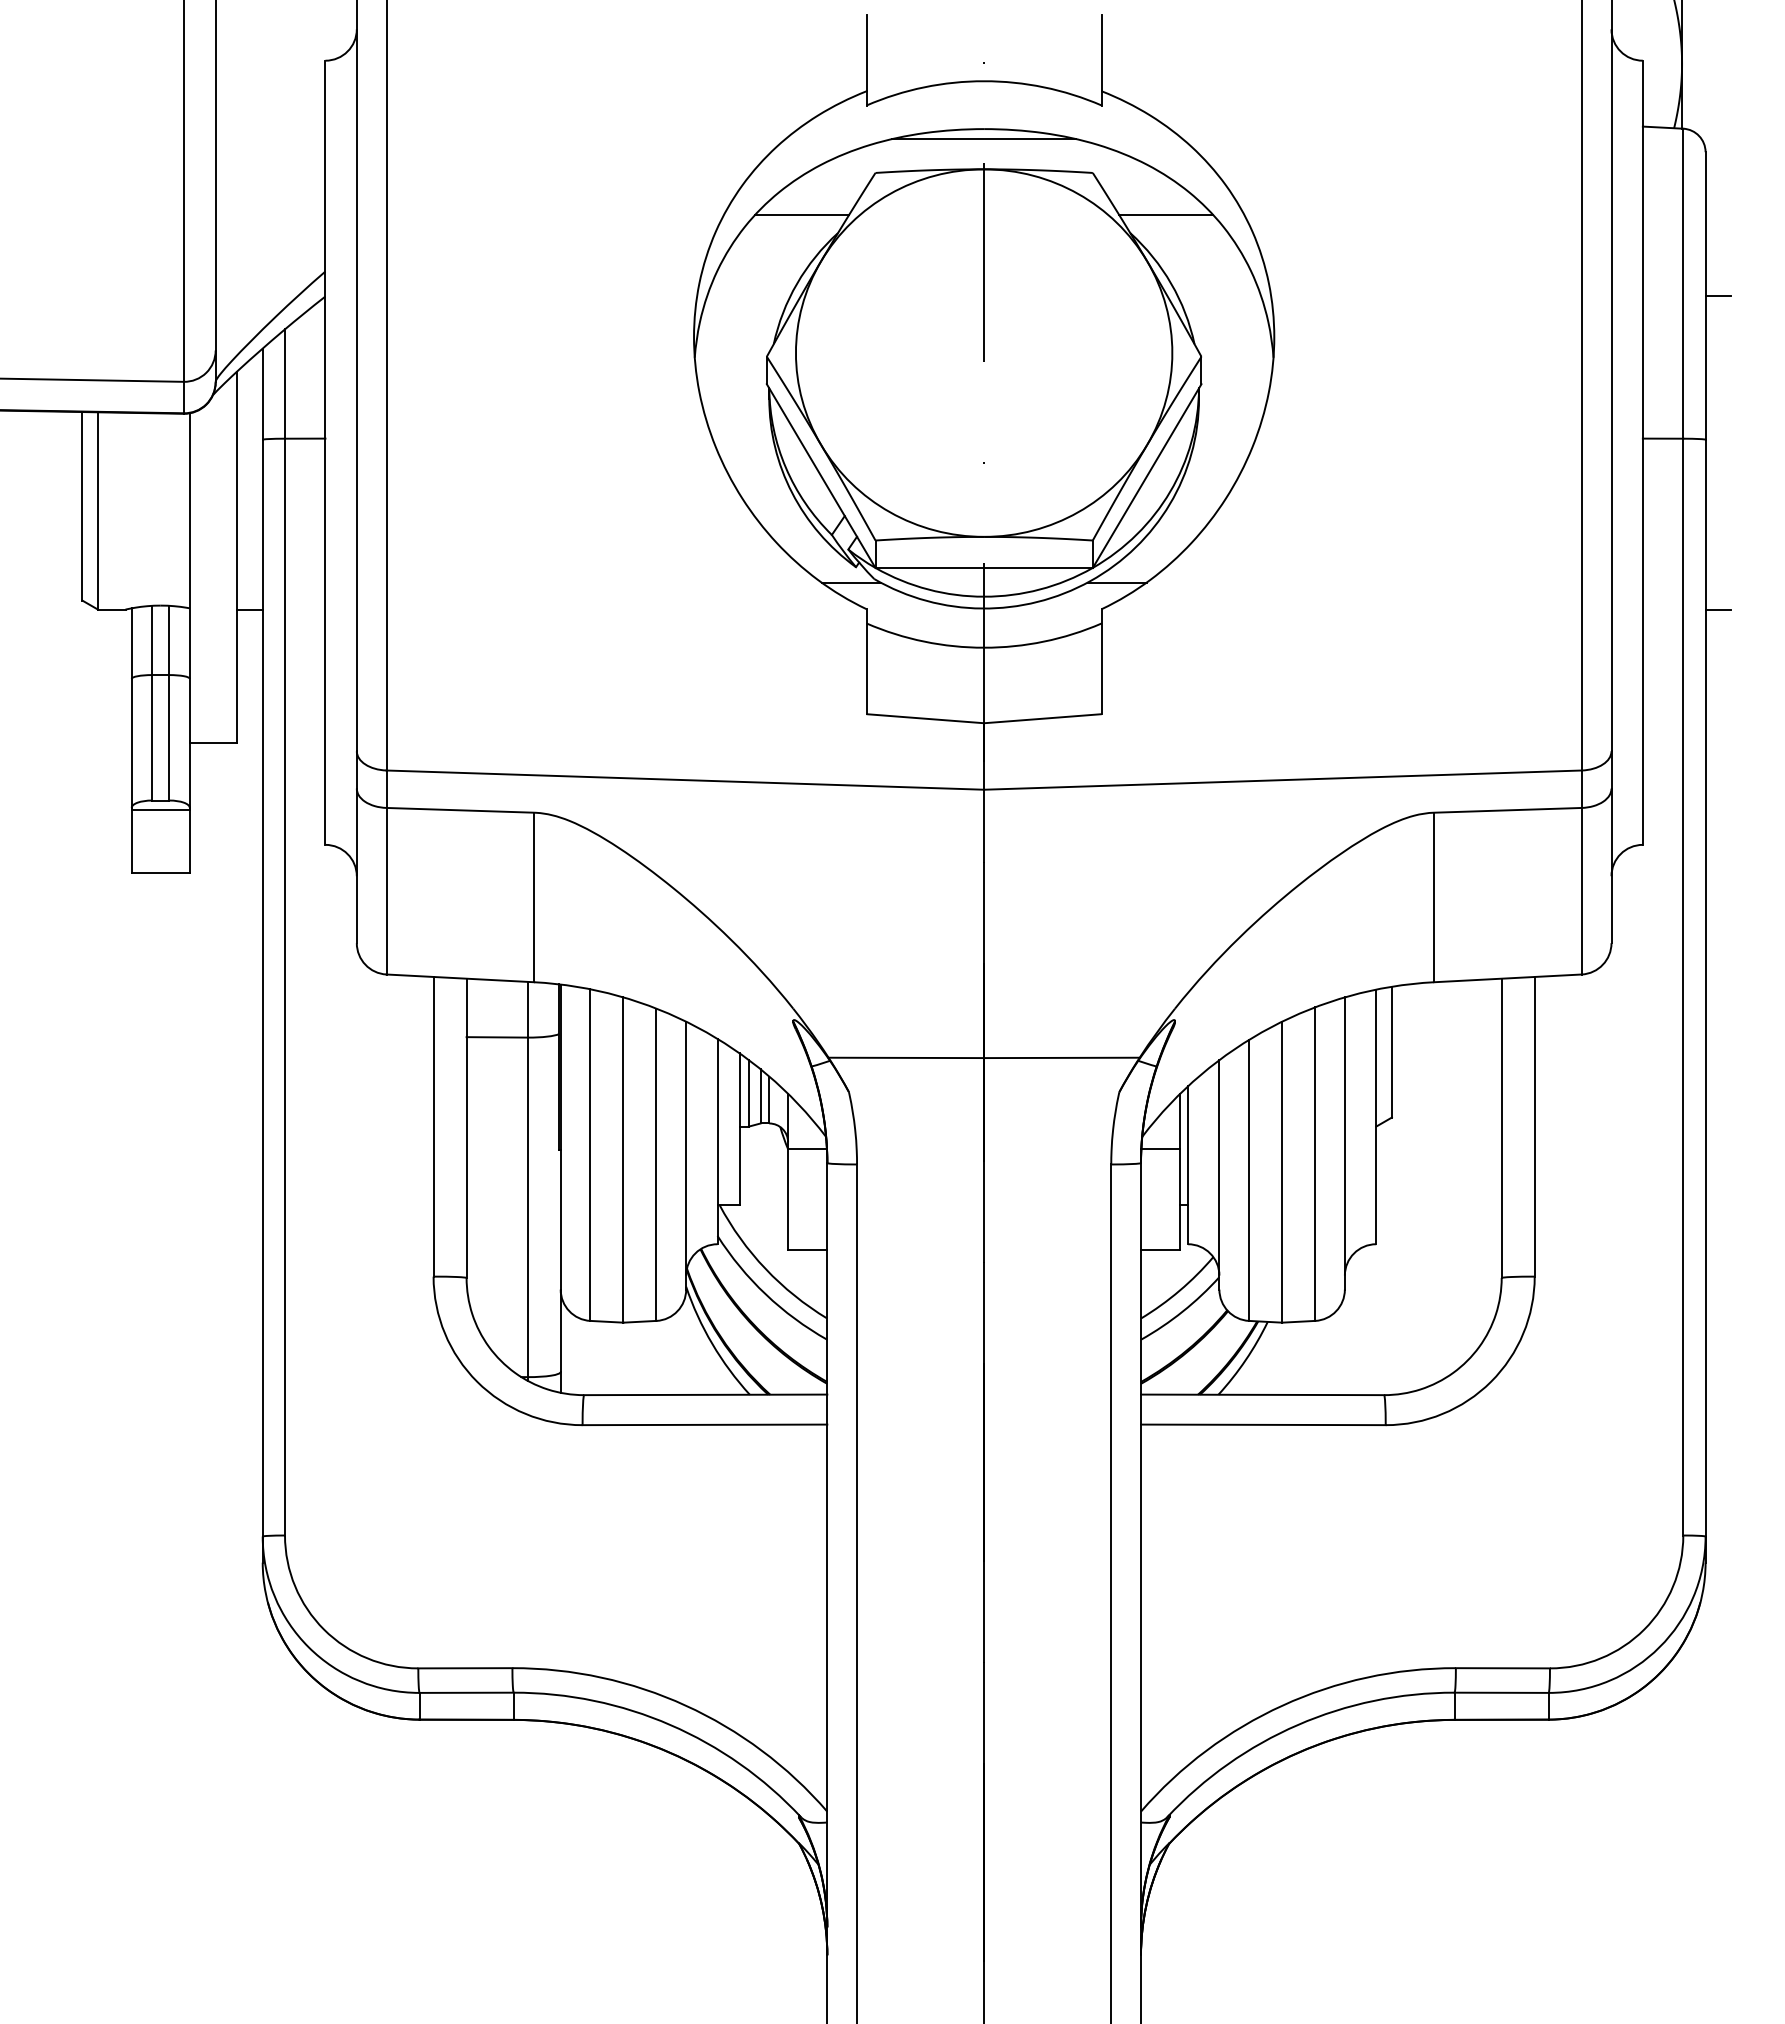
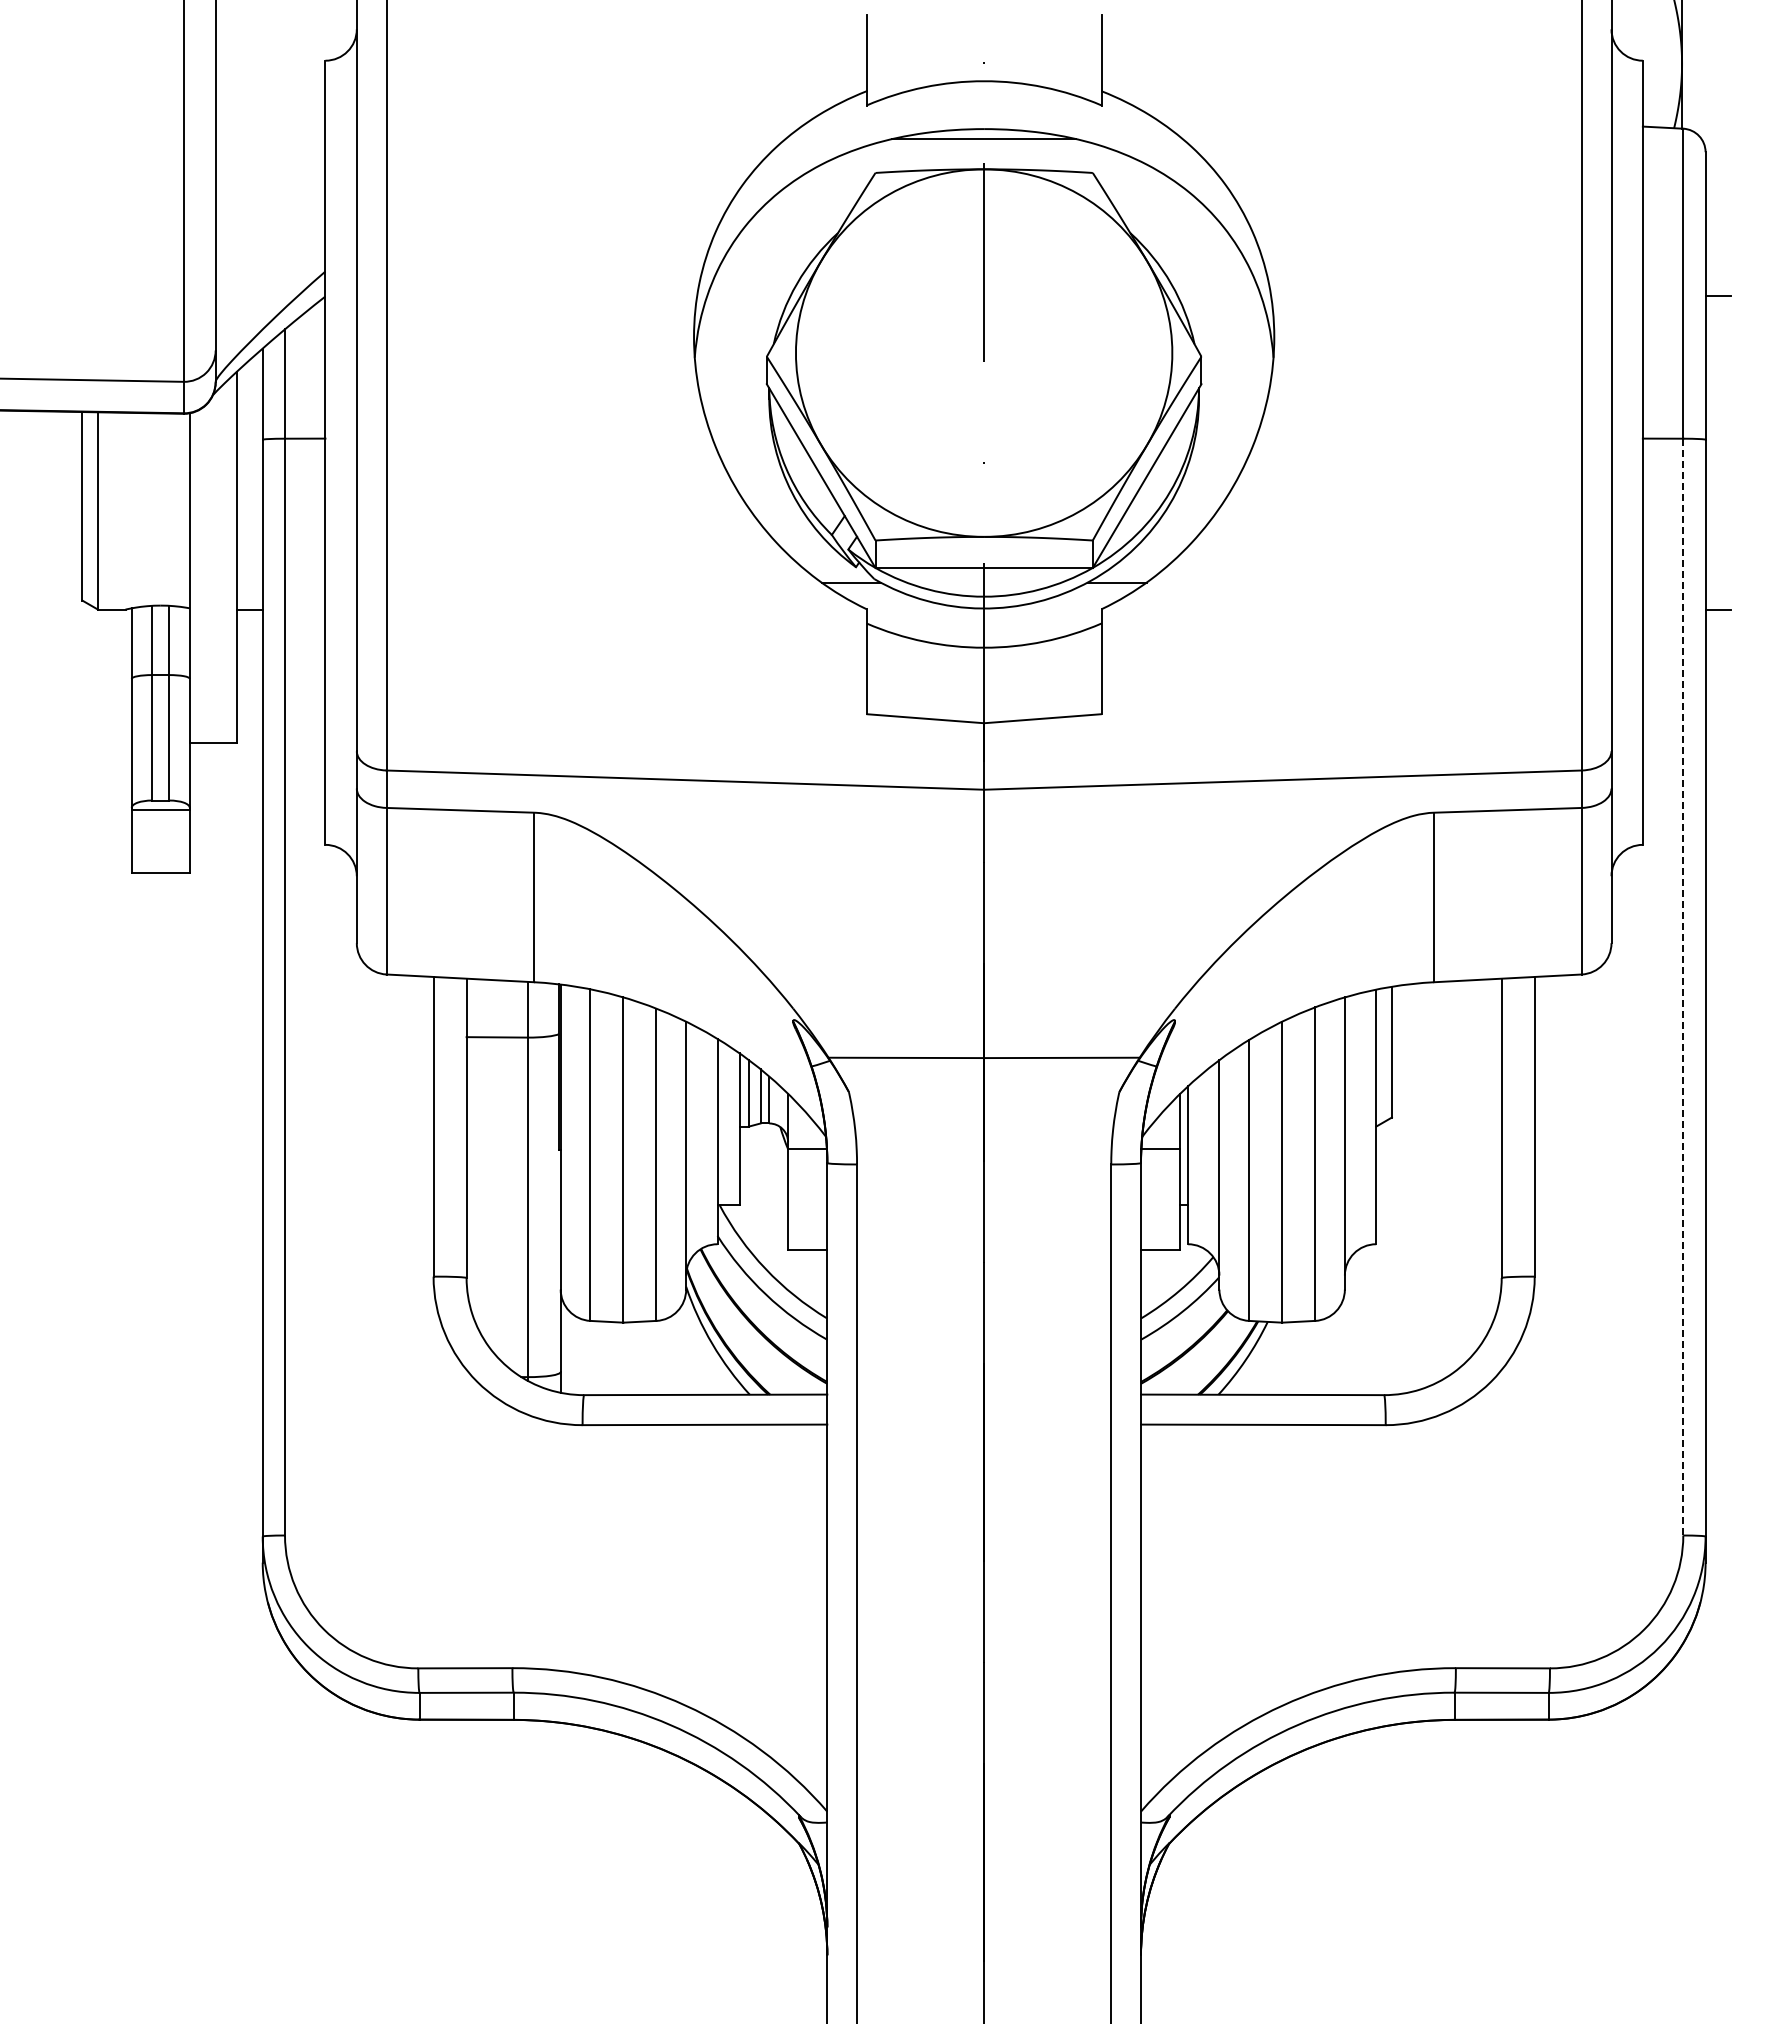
line: present -> none (802, 214)
line: present -> none (1166, 214)
line: solid -> dashed (1683, 987)
